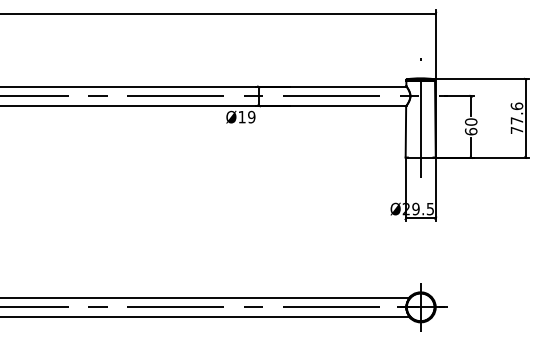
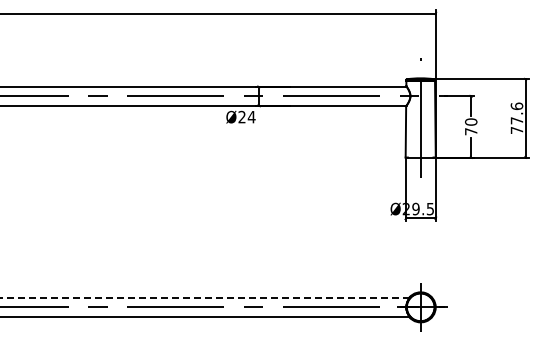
text: Ø19 -> Ø24 (246, 116)
text: 60 -> 70 (471, 131)
line: solid -> dashed (205, 297)
